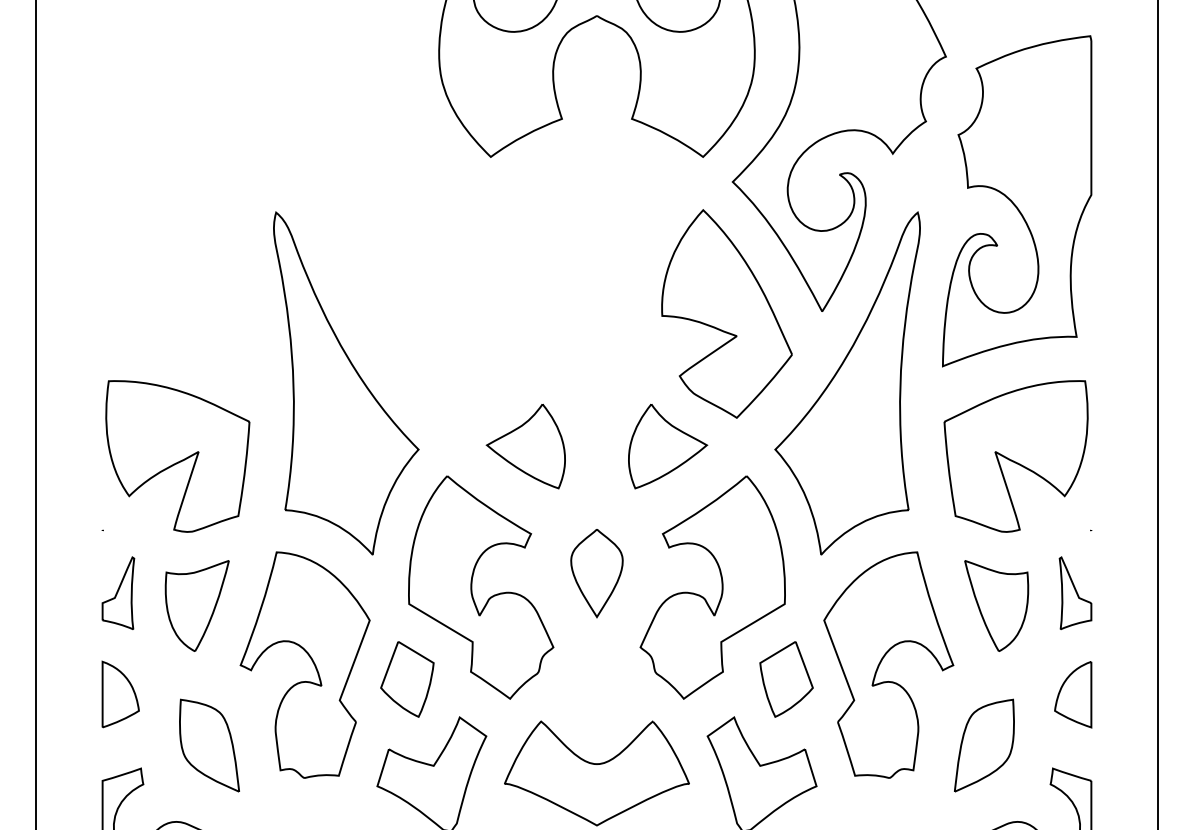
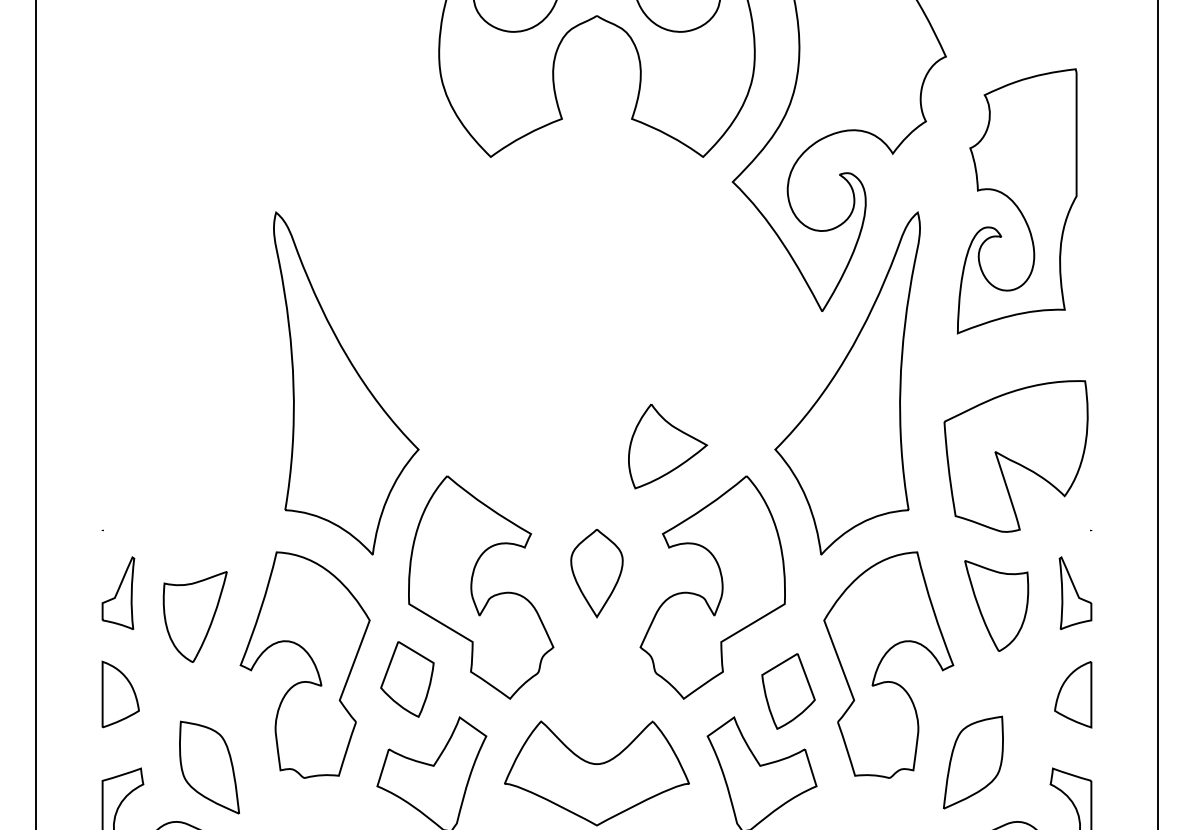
part size: 151x333 px -> 121x267 px (1017, 201)
part: present -> none (726, 313)
part: present -> none (525, 446)
part: present -> none (177, 456)
part position: (196, 605) -> (194, 616) (194, 616)
part position: (786, 679) -> (788, 691) (788, 691)
part position: (209, 745) -> (209, 767) (209, 767)
part position: (984, 745) -> (973, 762) (973, 762)
